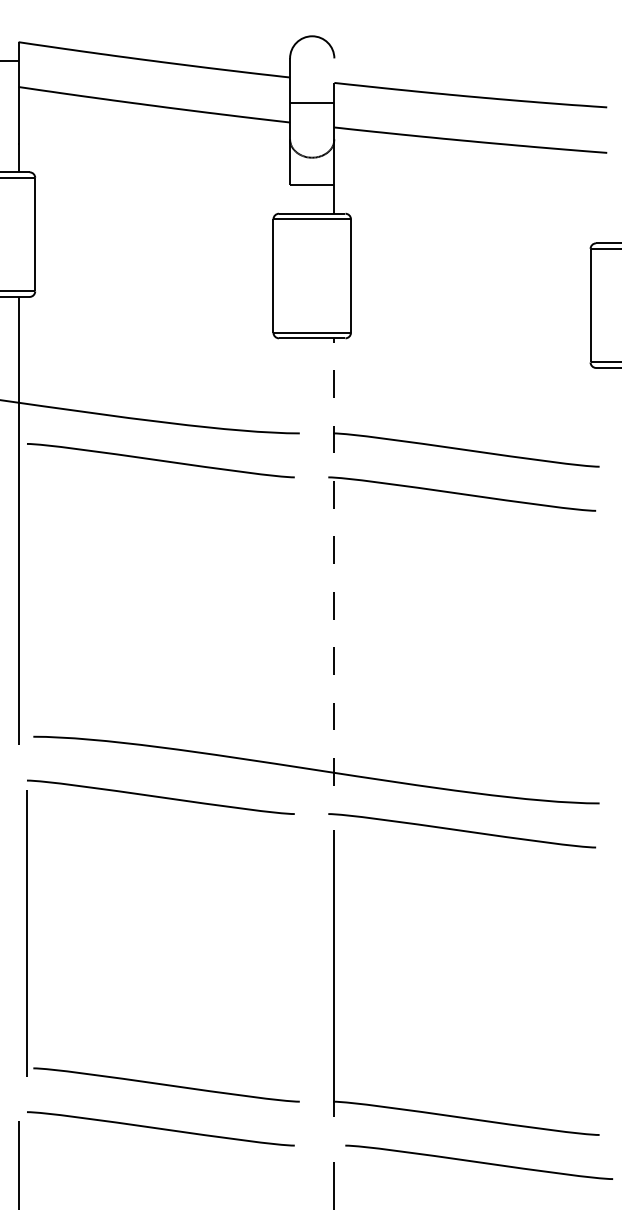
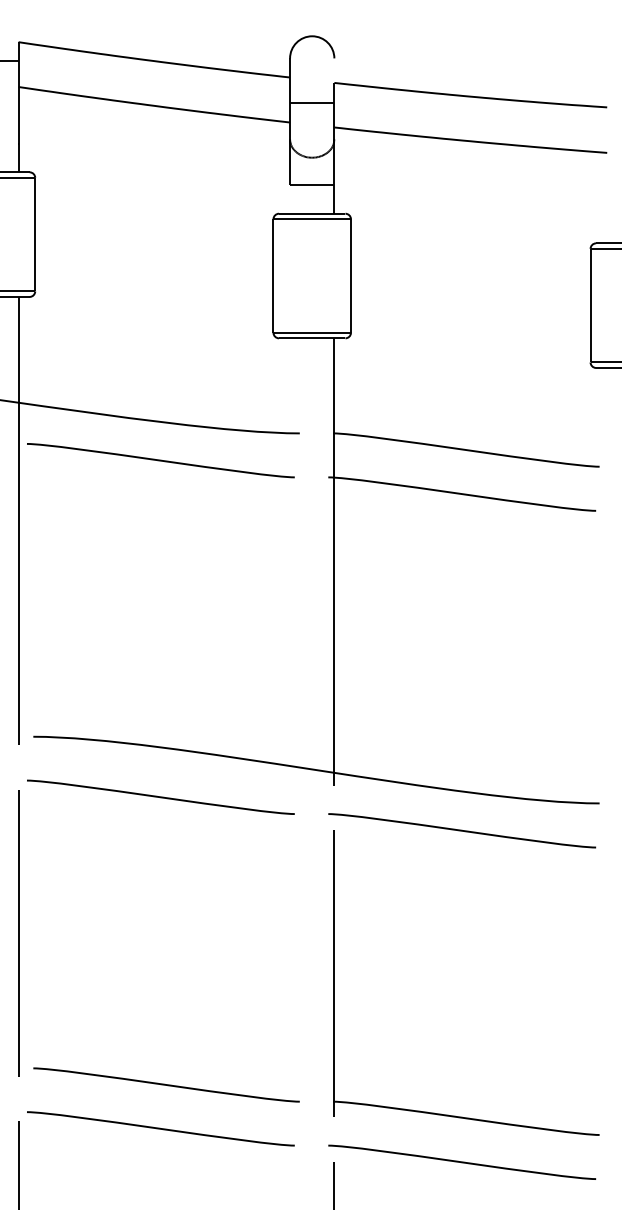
line: dashed -> solid (334, 562)
line position: (26, 933) -> (18, 933) (18, 933)
curve position: (479, 1161) -> (462, 1161) (462, 1161)
